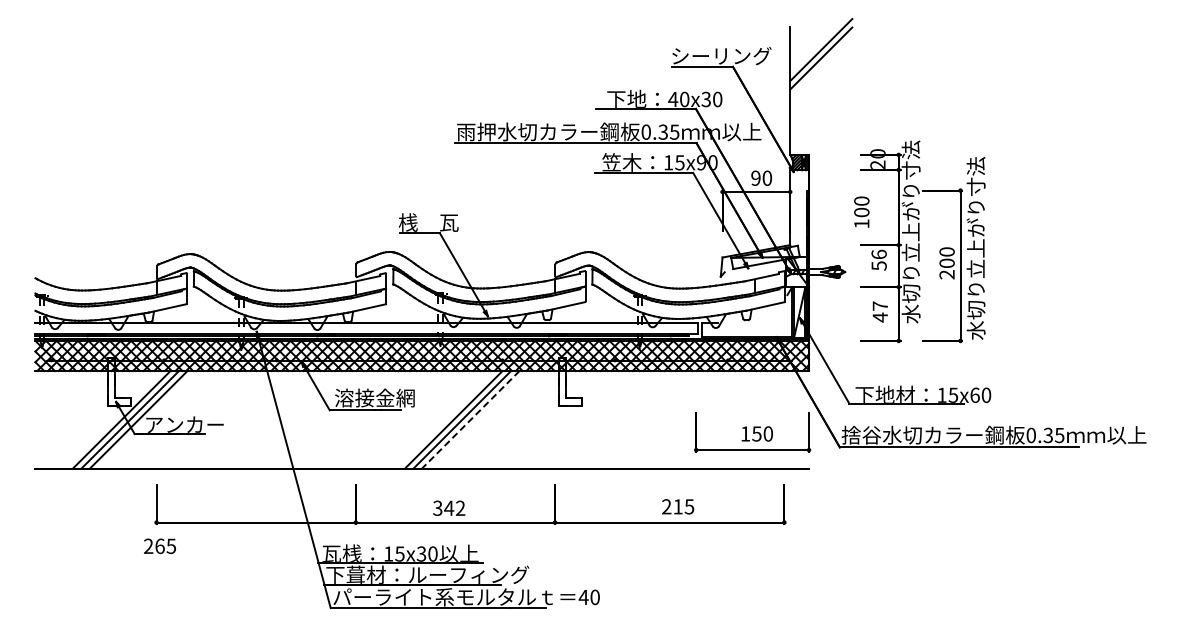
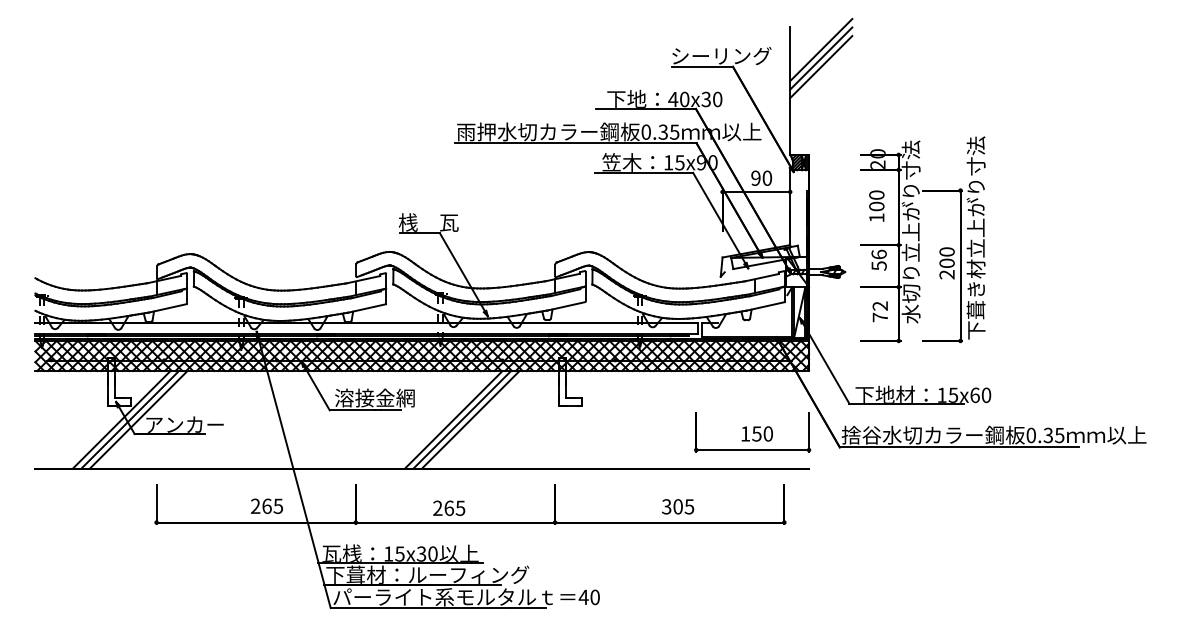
line: none -> present (821, 67)
text position: (861, 211) -> (876, 205) (876, 205)
text: 水切り立上がり寸法 -> 下葺き材立上がり寸法 (975, 237)
text: 47 -> 72 (879, 311)
line: dashed -> solid (470, 420)
text: 215 -> 305 (672, 506)
text: 342 -> 265 (449, 508)
text position: (159, 545) -> (266, 505) (266, 505)
